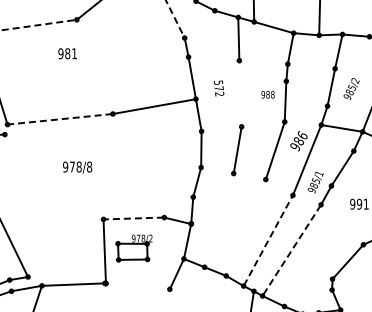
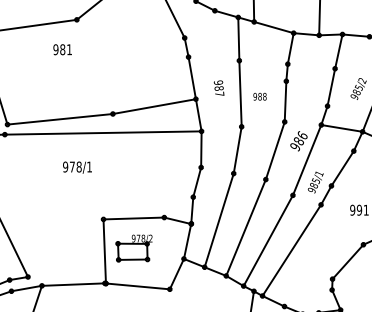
line: dashed -> solid (175, 18)
line: dashed -> solid (39, 25)
text position: (67, 53) -> (62, 49) (62, 49)
text: 572 -> 987 (219, 88)
text position: (351, 88) -> (358, 88) (358, 88)
line: none -> present (240, 93)
text position: (267, 94) -> (259, 96) (259, 96)
line: dashed -> solid (60, 119)
line: none -> present (103, 132)
text: 978/8 -> 978/1 (89, 166)
text position: (359, 203) -> (359, 209) (359, 209)
line: dashed -> solid (133, 218)
line: none -> present (218, 220)
line: none -> present (245, 227)
line: dashed -> solid (268, 240)
line: dashed -> solid (291, 250)
line: none -> present (137, 286)
